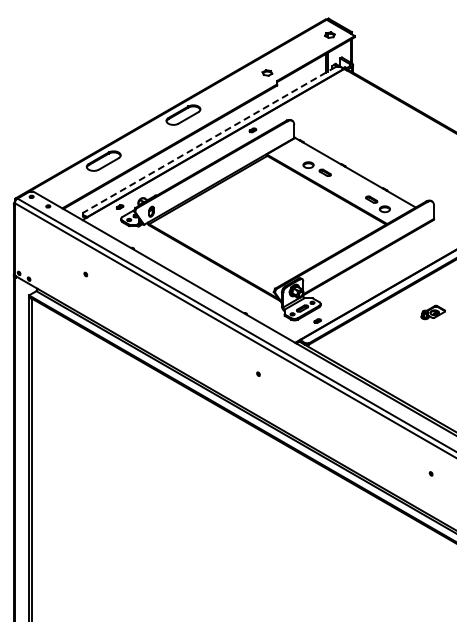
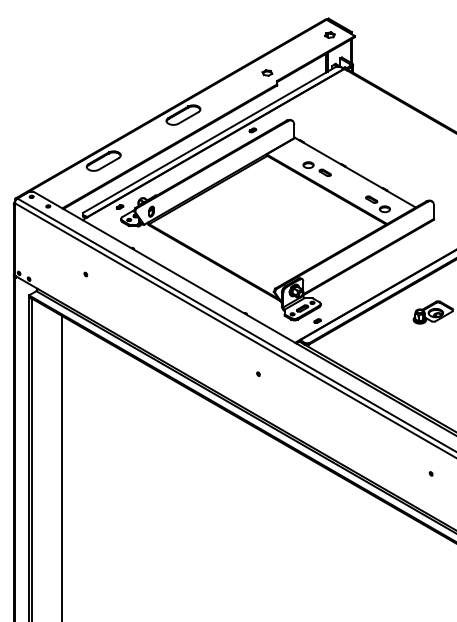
line: dashed -> solid (209, 139)
part size: 26x17 px -> 42x25 px (432, 312)
line: none -> present (62, 467)
